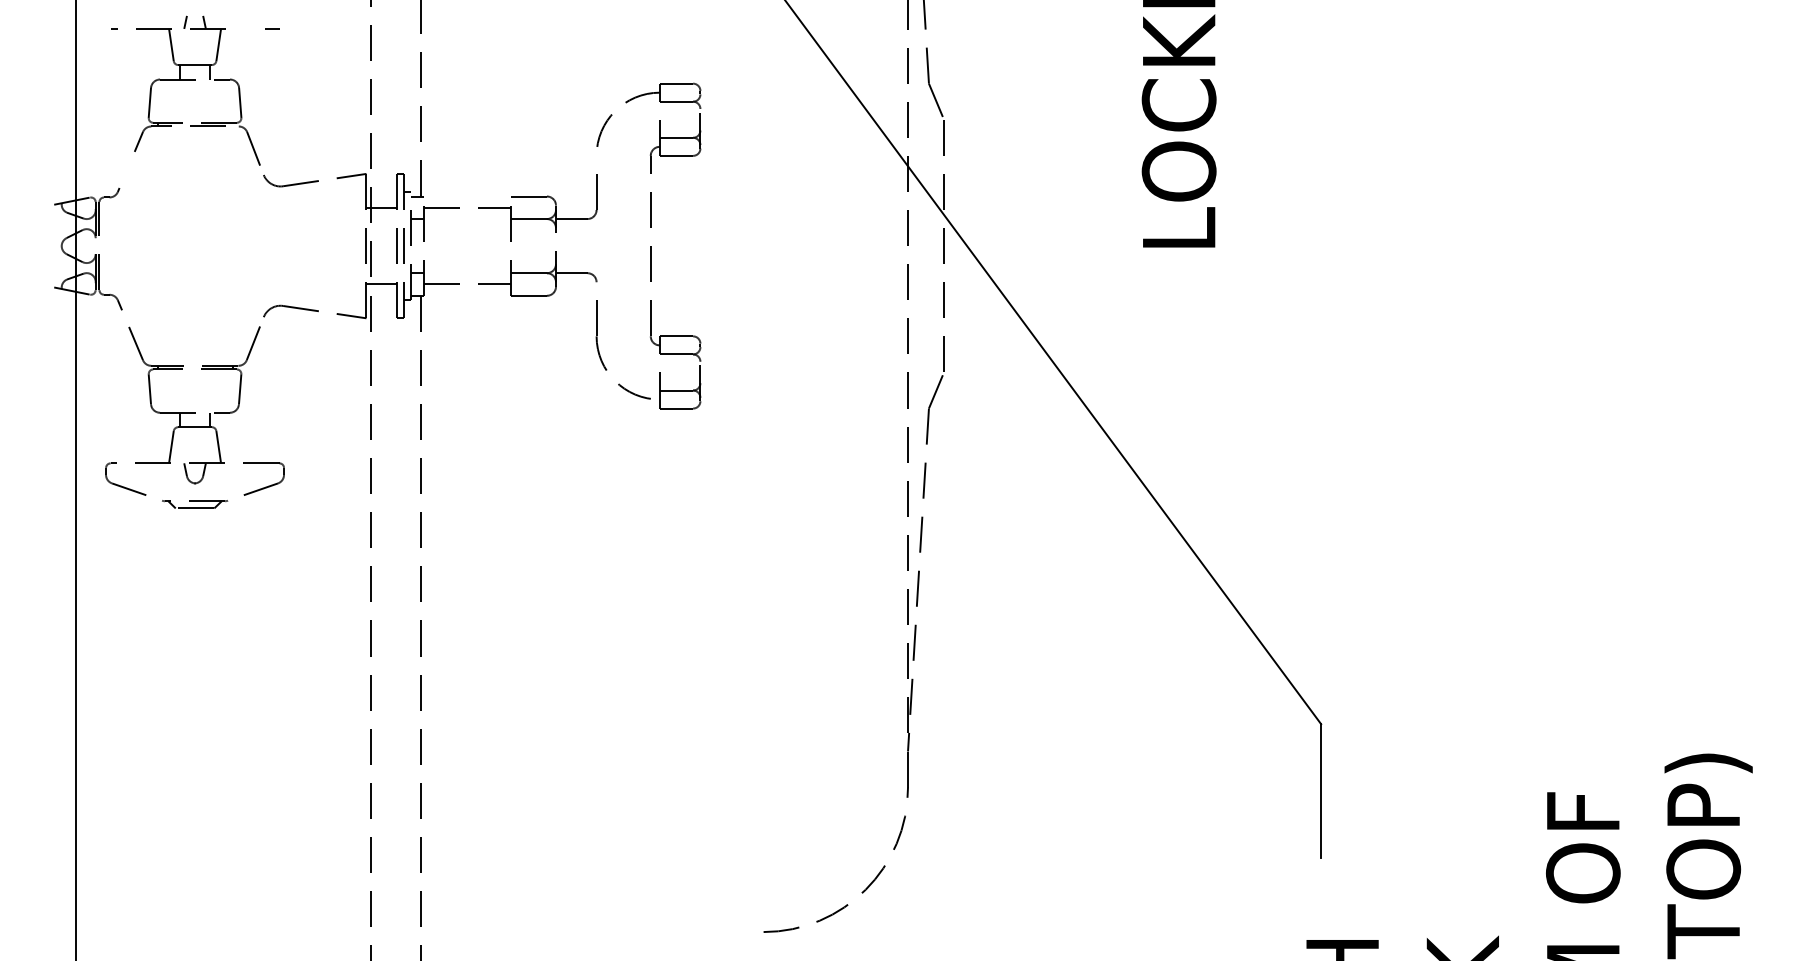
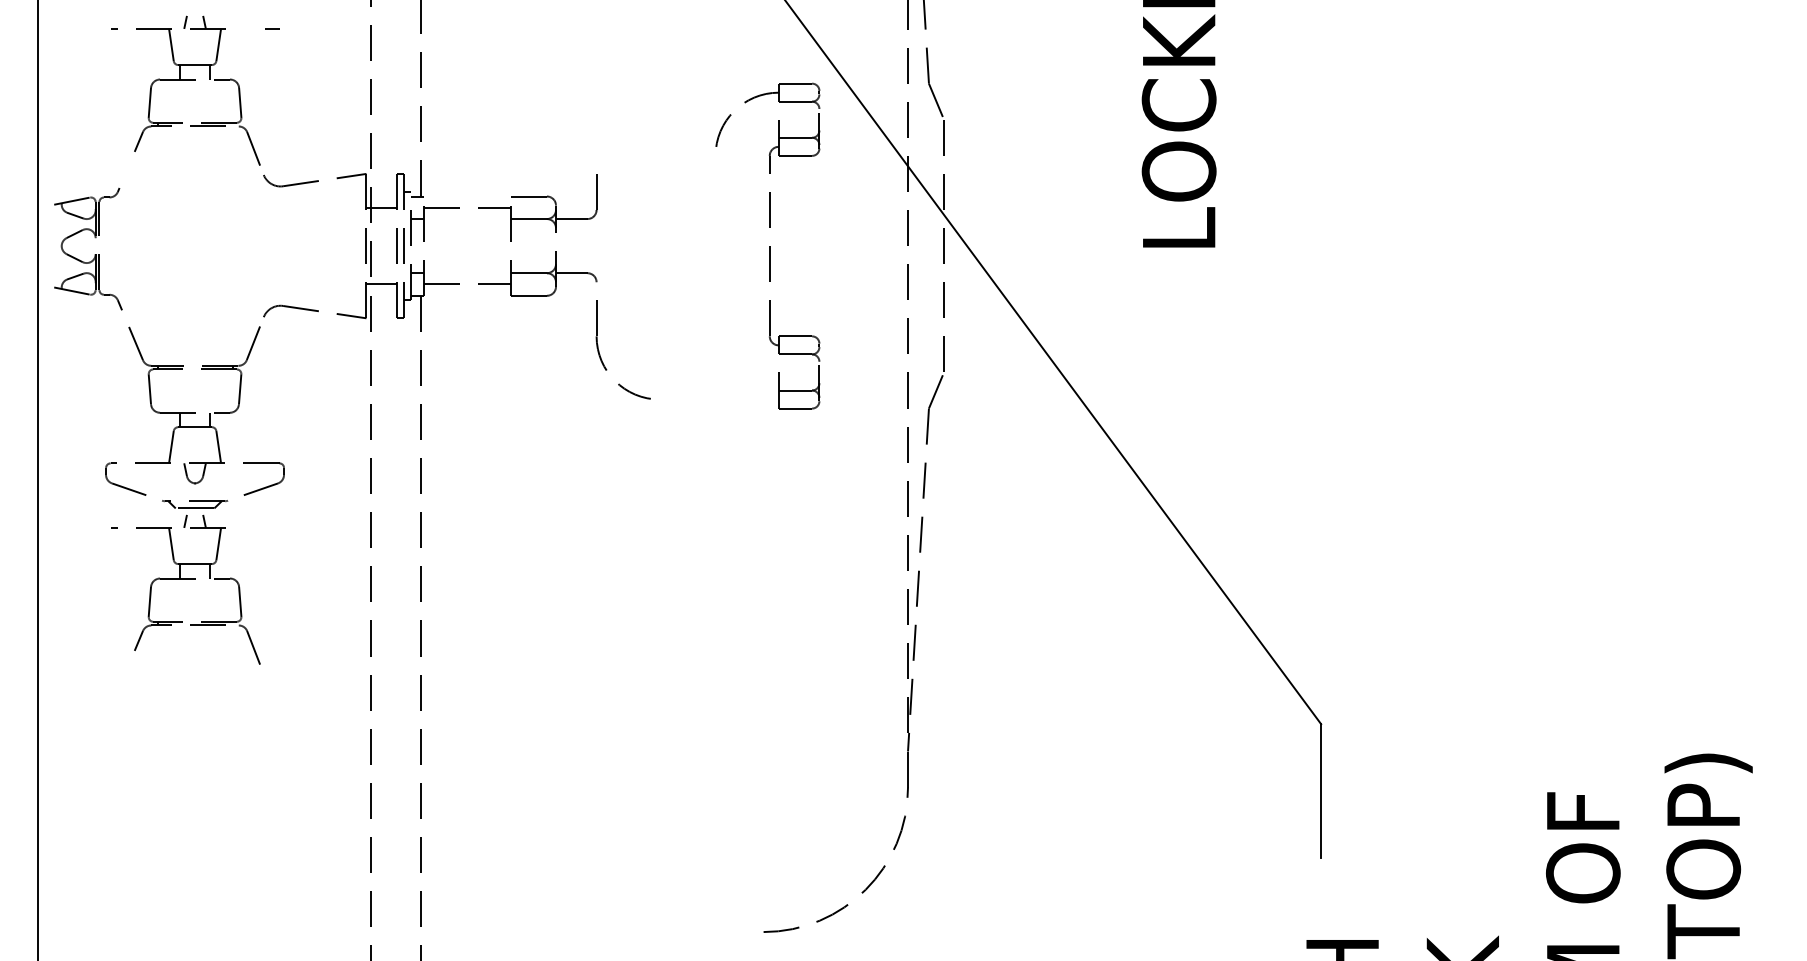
part position: (648, 245) -> (767, 245) (767, 245)
line position: (75, 479) -> (37, 479) (37, 479)
part: none -> present (185, 579)
